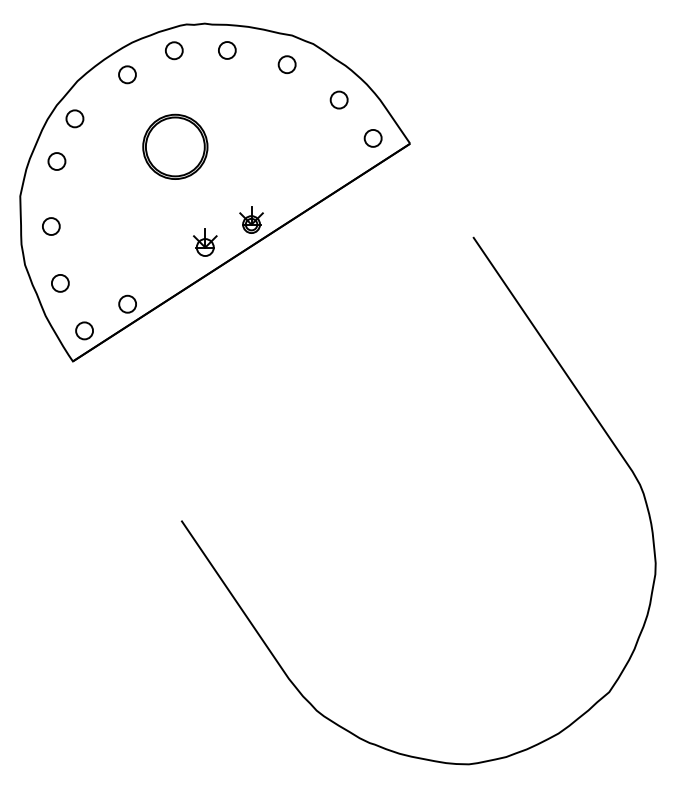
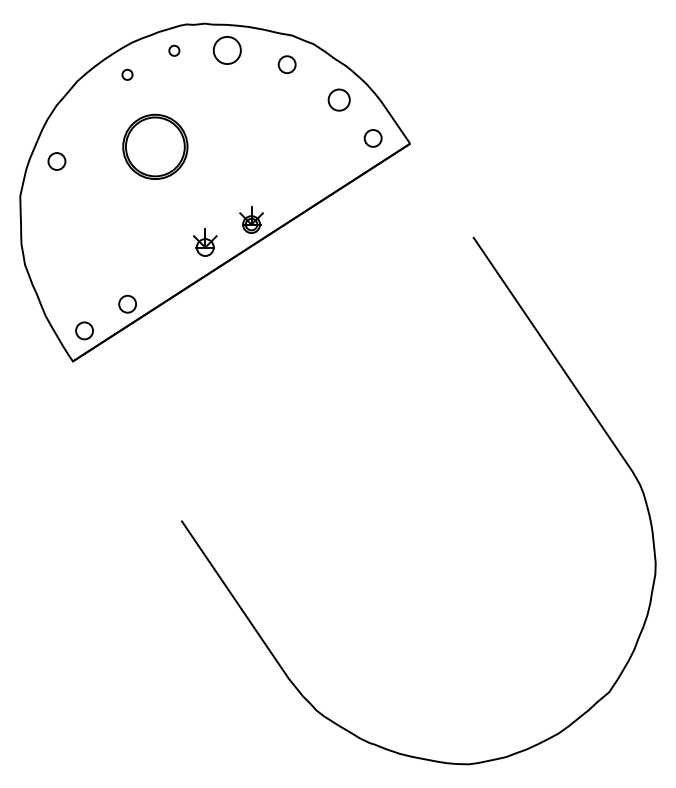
circle size: 19x20 px -> 13x13 px (174, 50)
circle diameter: 17 px -> 27 px (226, 50)
circle size: 19x20 px -> 13x13 px (127, 74)
circle size: 20x20 px -> 24x24 px (338, 99)
circle: present -> none (74, 118)
part position: (175, 146) -> (155, 146) (155, 146)
circle: present -> none (51, 226)
circle: present -> none (60, 283)
